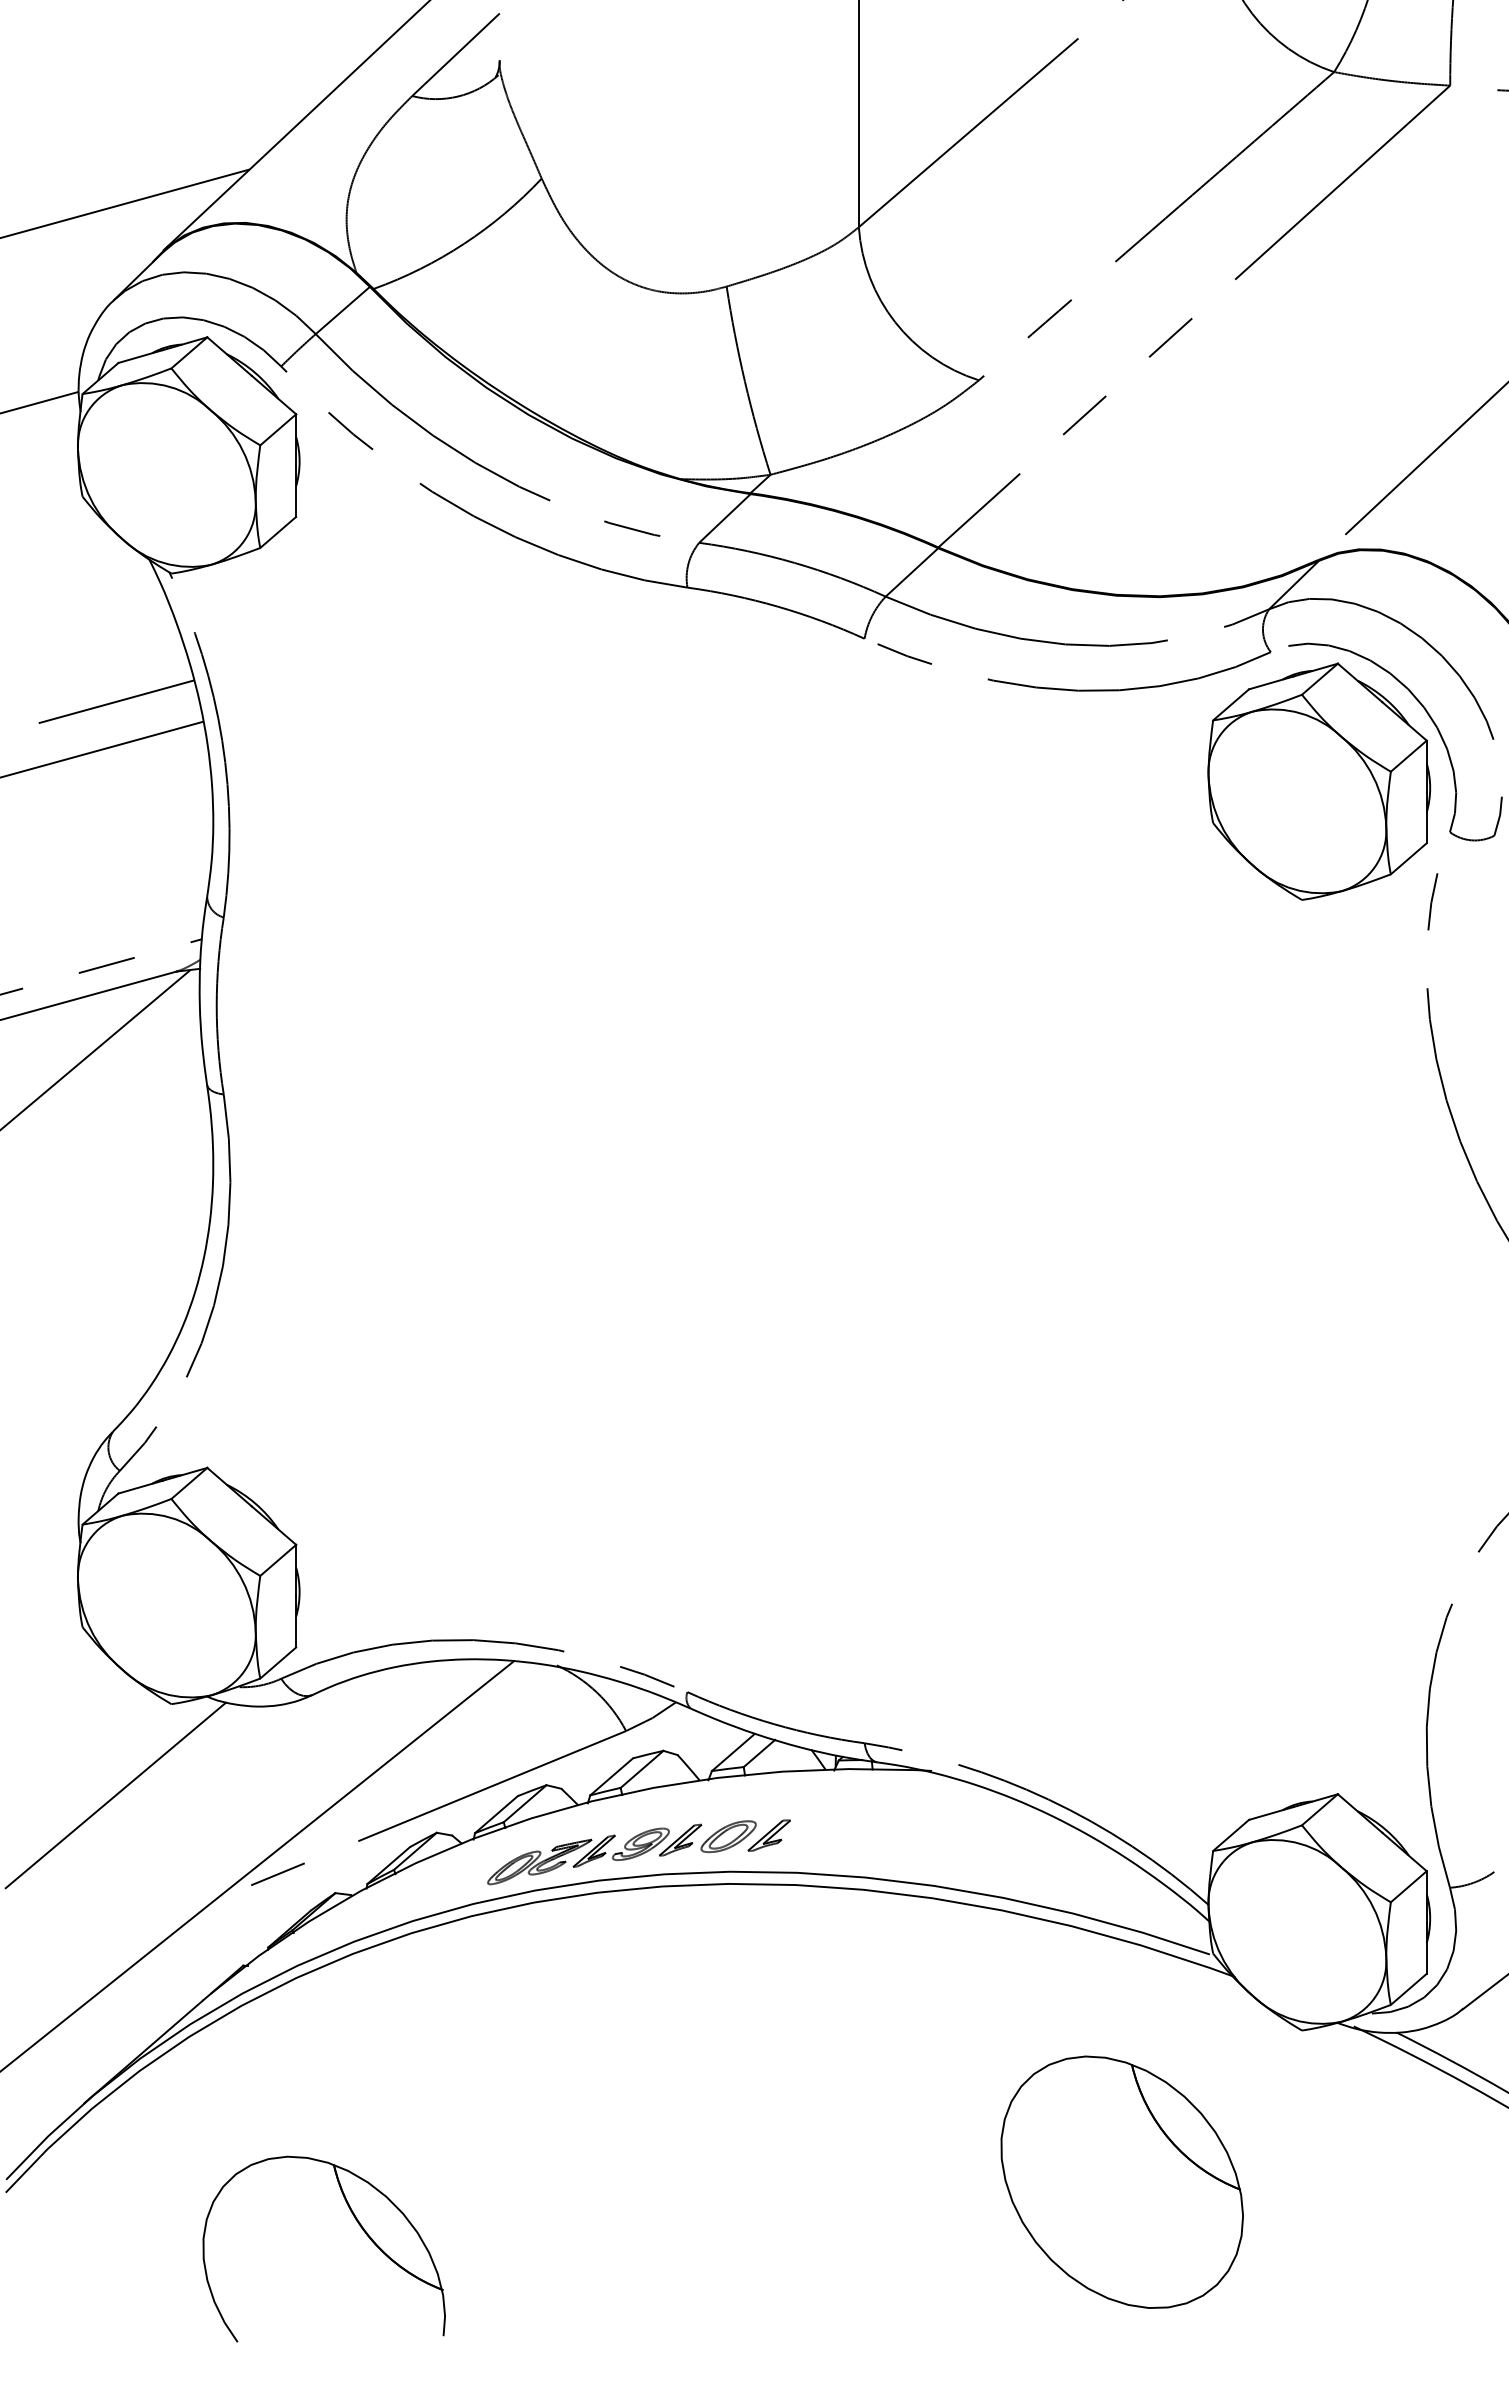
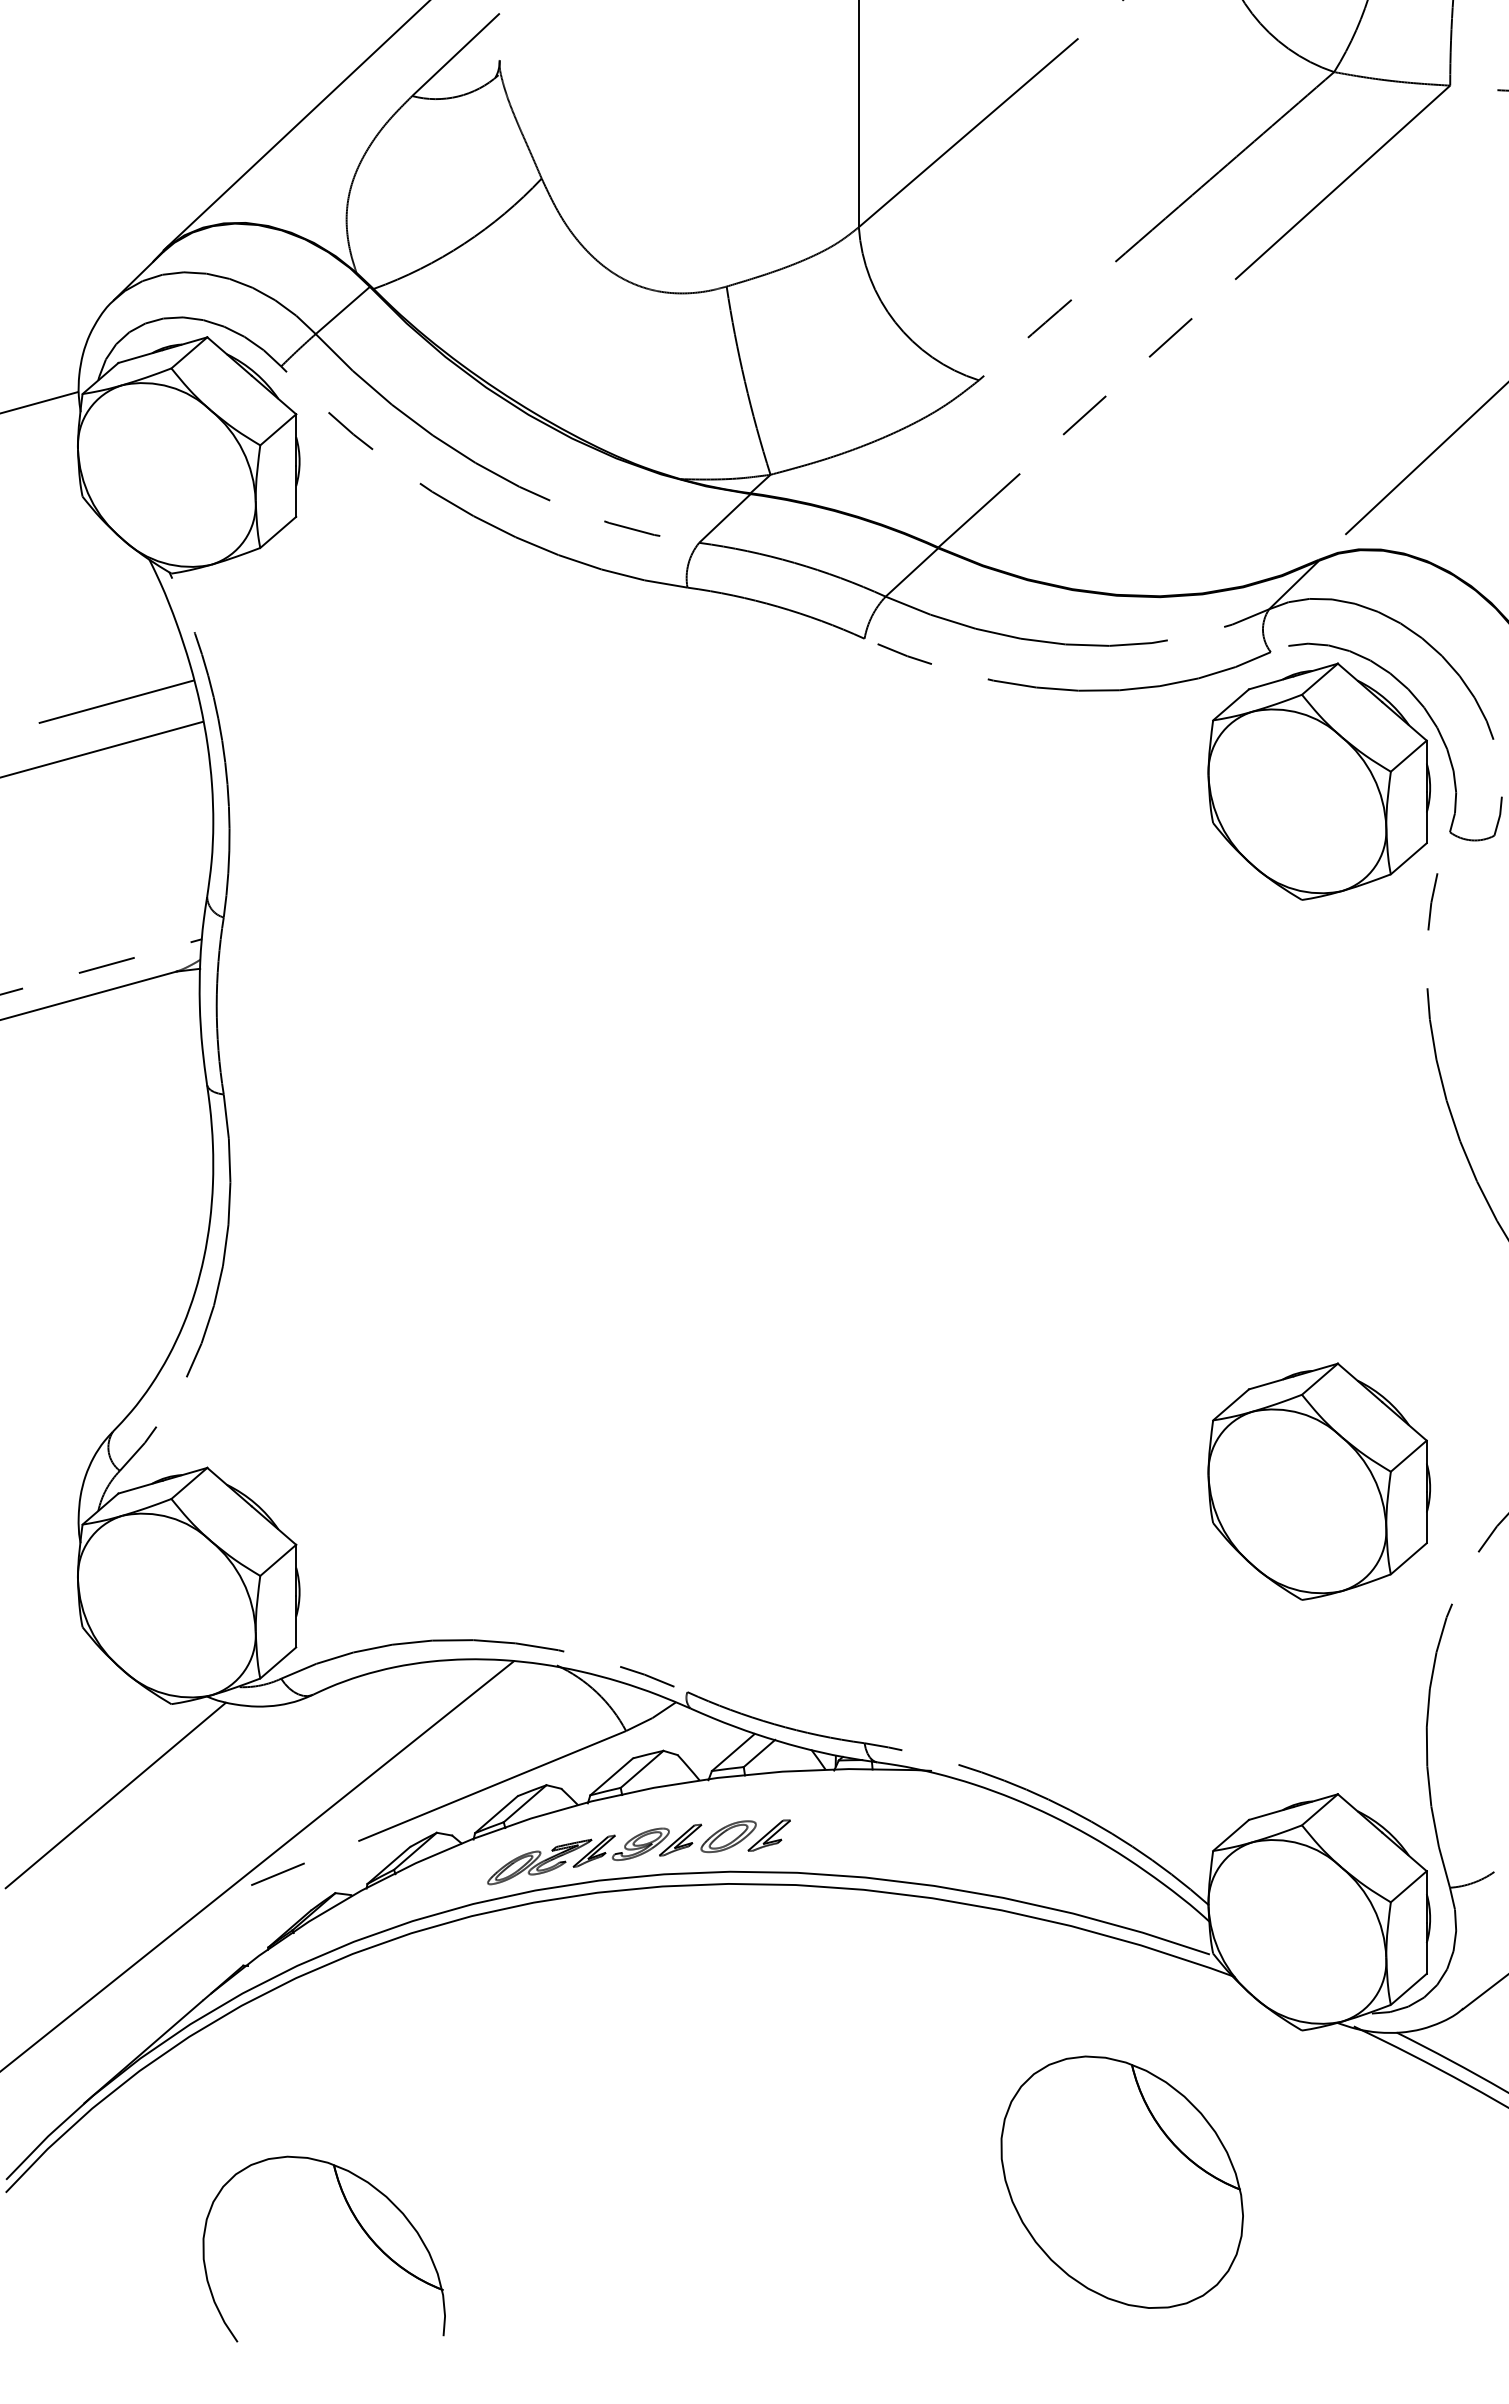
line: present -> none (125, 203)
line: present -> none (96, 1048)
part: none -> present (1318, 1481)
